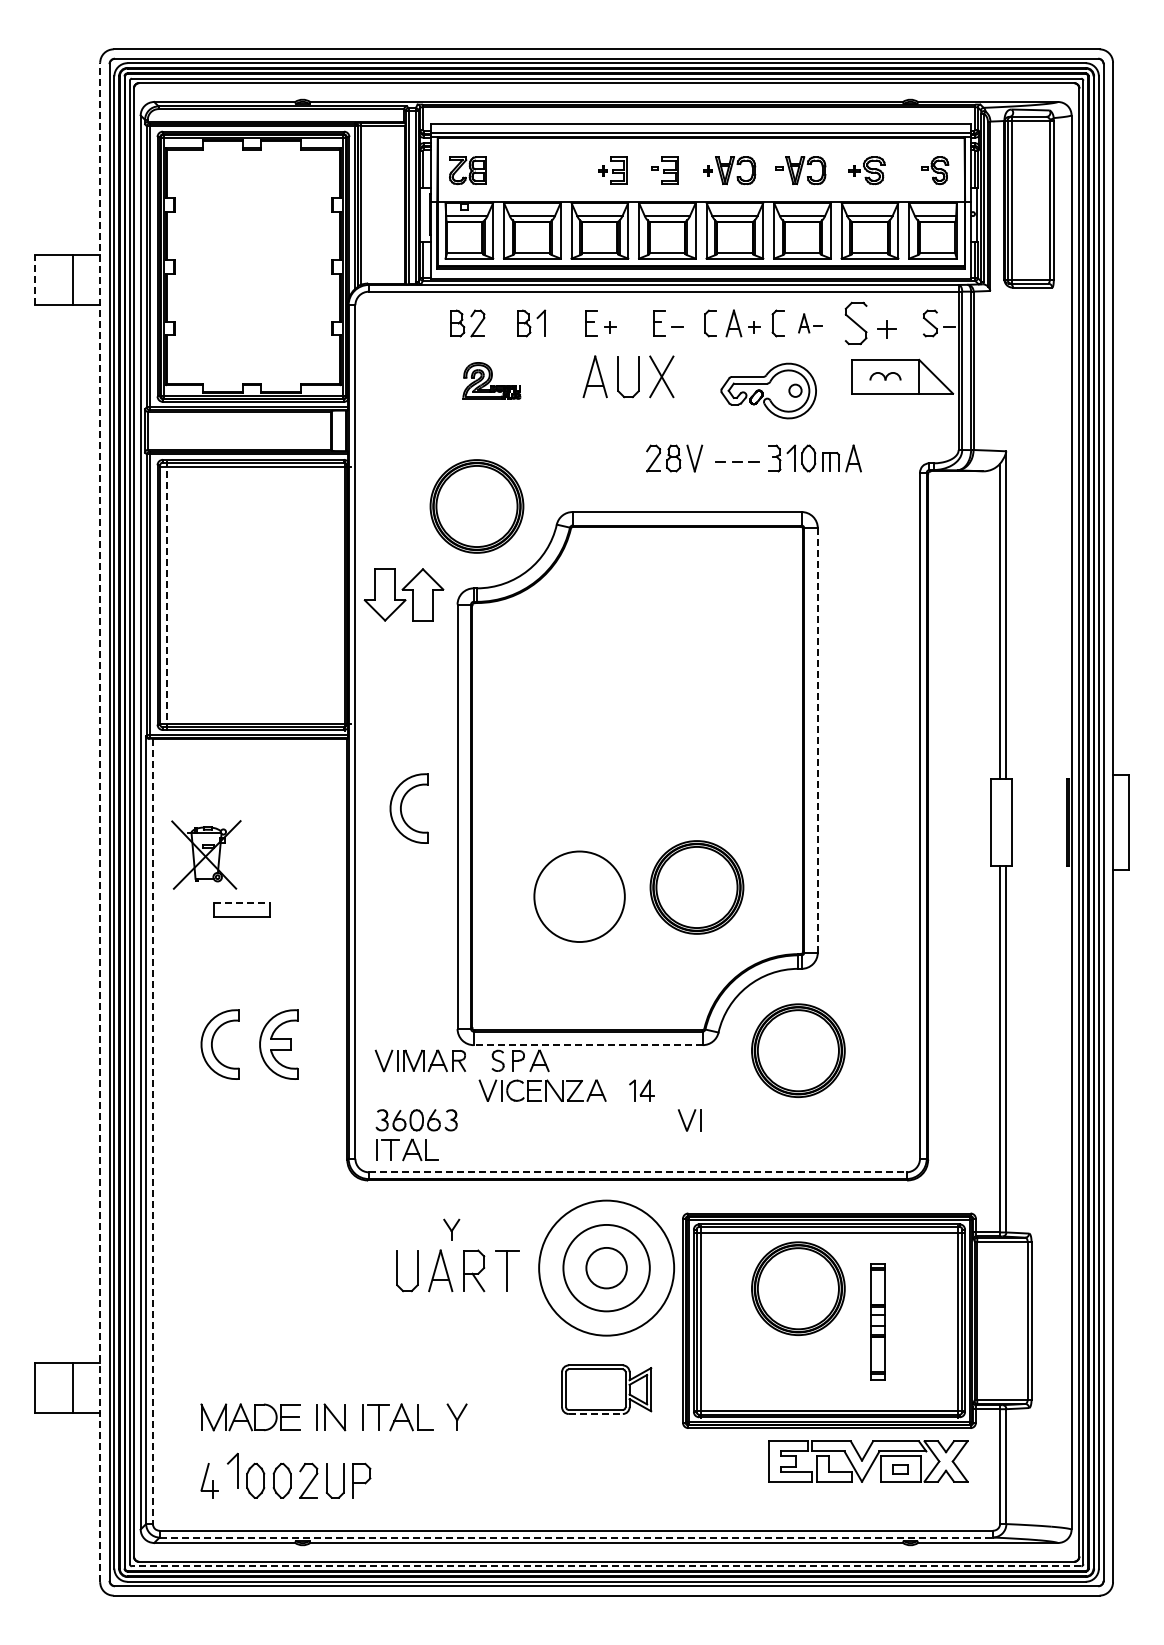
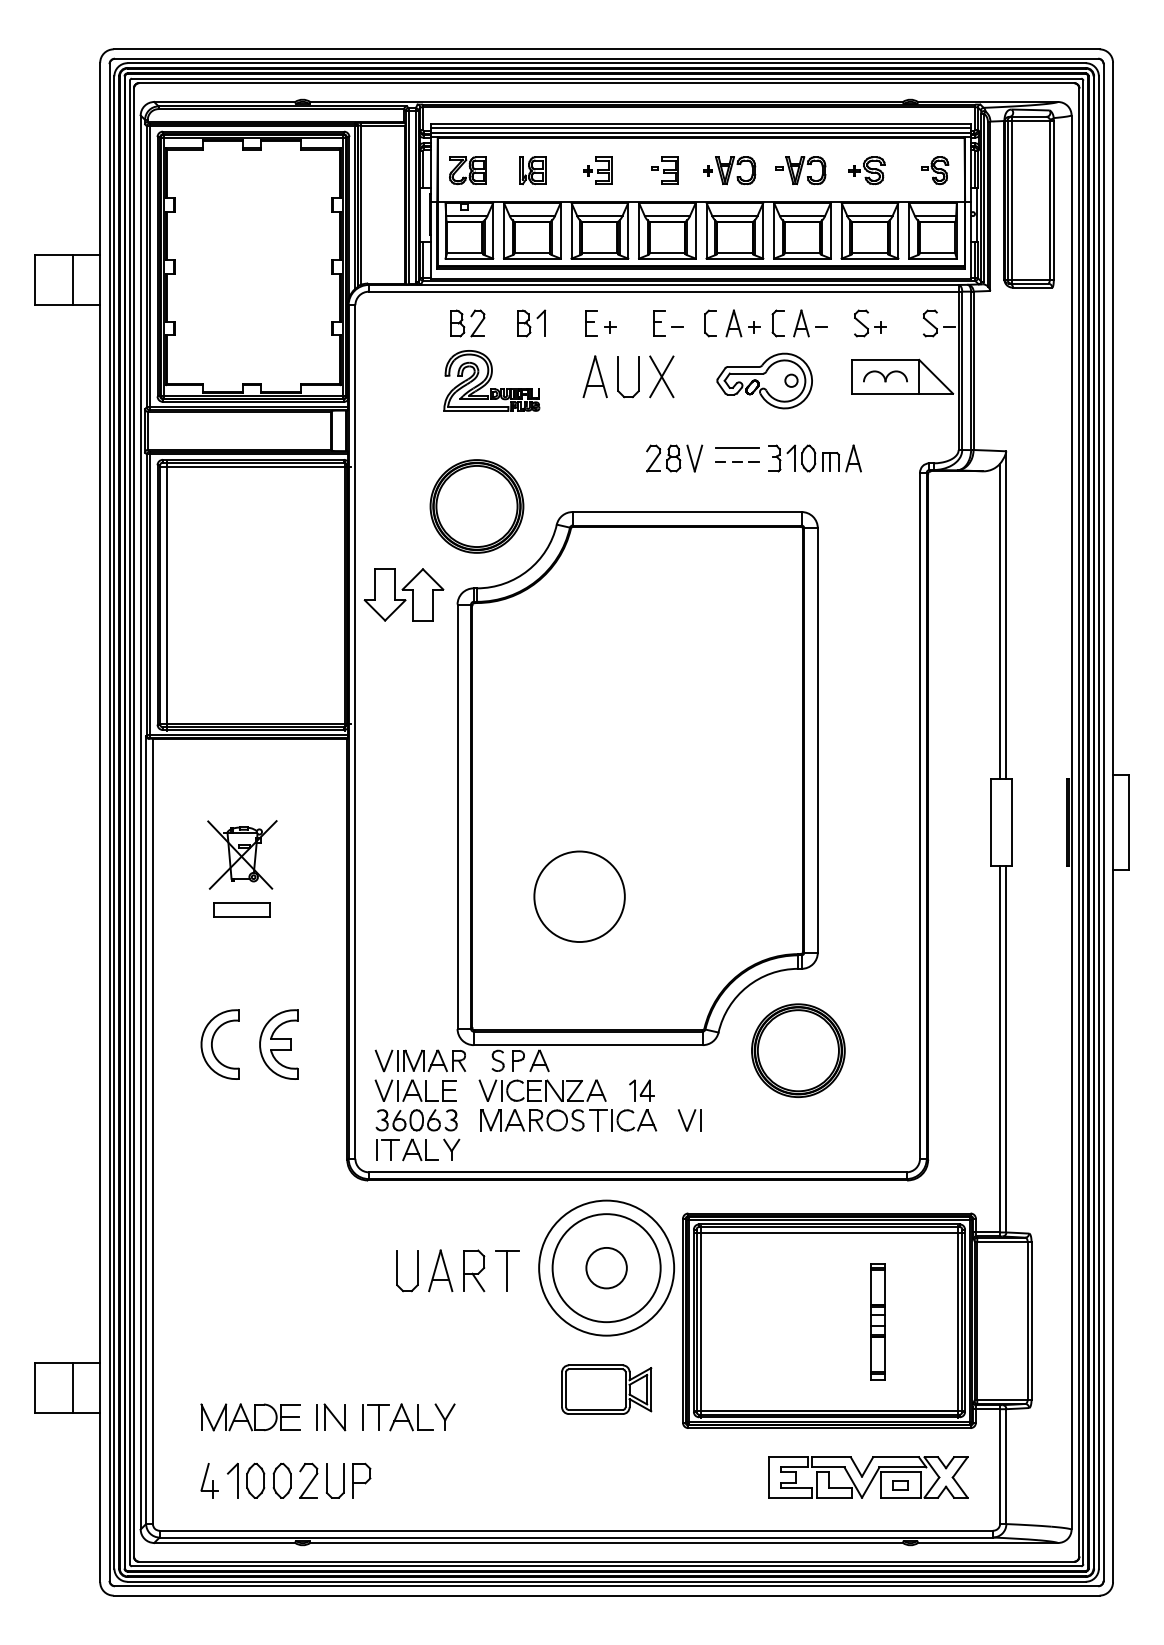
line: none -> present (701, 127)
part: none -> present (532, 170)
part position: (612, 170) -> (597, 170) (597, 170)
line: dashed -> solid (34, 280)
part size: 25x21 px -> 35x29 px (810, 323)
part size: 53x45 px -> 33x29 px (870, 323)
part size: 33x9 px -> 45x13 px (885, 376)
part size: 60x38 px -> 98x62 px (491, 380)
part position: (768, 390) -> (764, 380) (764, 380)
line: none -> present (736, 448)
line: dashed -> solid (166, 595)
line: dashed -> solid (817, 740)
part: present -> none (401, 808)
line: dashed -> solid (100, 822)
part position: (206, 854) -> (242, 854) (242, 854)
part: present -> none (696, 887)
line: dashed -> solid (242, 903)
line: dashed -> solid (588, 1045)
part: none -> present (415, 1090)
part: none -> present (568, 1120)
line: dashed -> solid (152, 1131)
line: dashed -> solid (637, 1172)
part position: (451, 1229) -> (451, 1149) (451, 1149)
circle diameter: 86 px -> 108 px (606, 1268)
part: present -> none (798, 1288)
line: dashed -> solid (596, 1414)
part position: (456, 1416) -> (444, 1416) (444, 1416)
part position: (868, 1461) -> (868, 1477) (868, 1477)
part position: (232, 1470) -> (232, 1480) (232, 1480)
line: dashed -> solid (576, 1537)
line: dashed -> solid (606, 1566)
